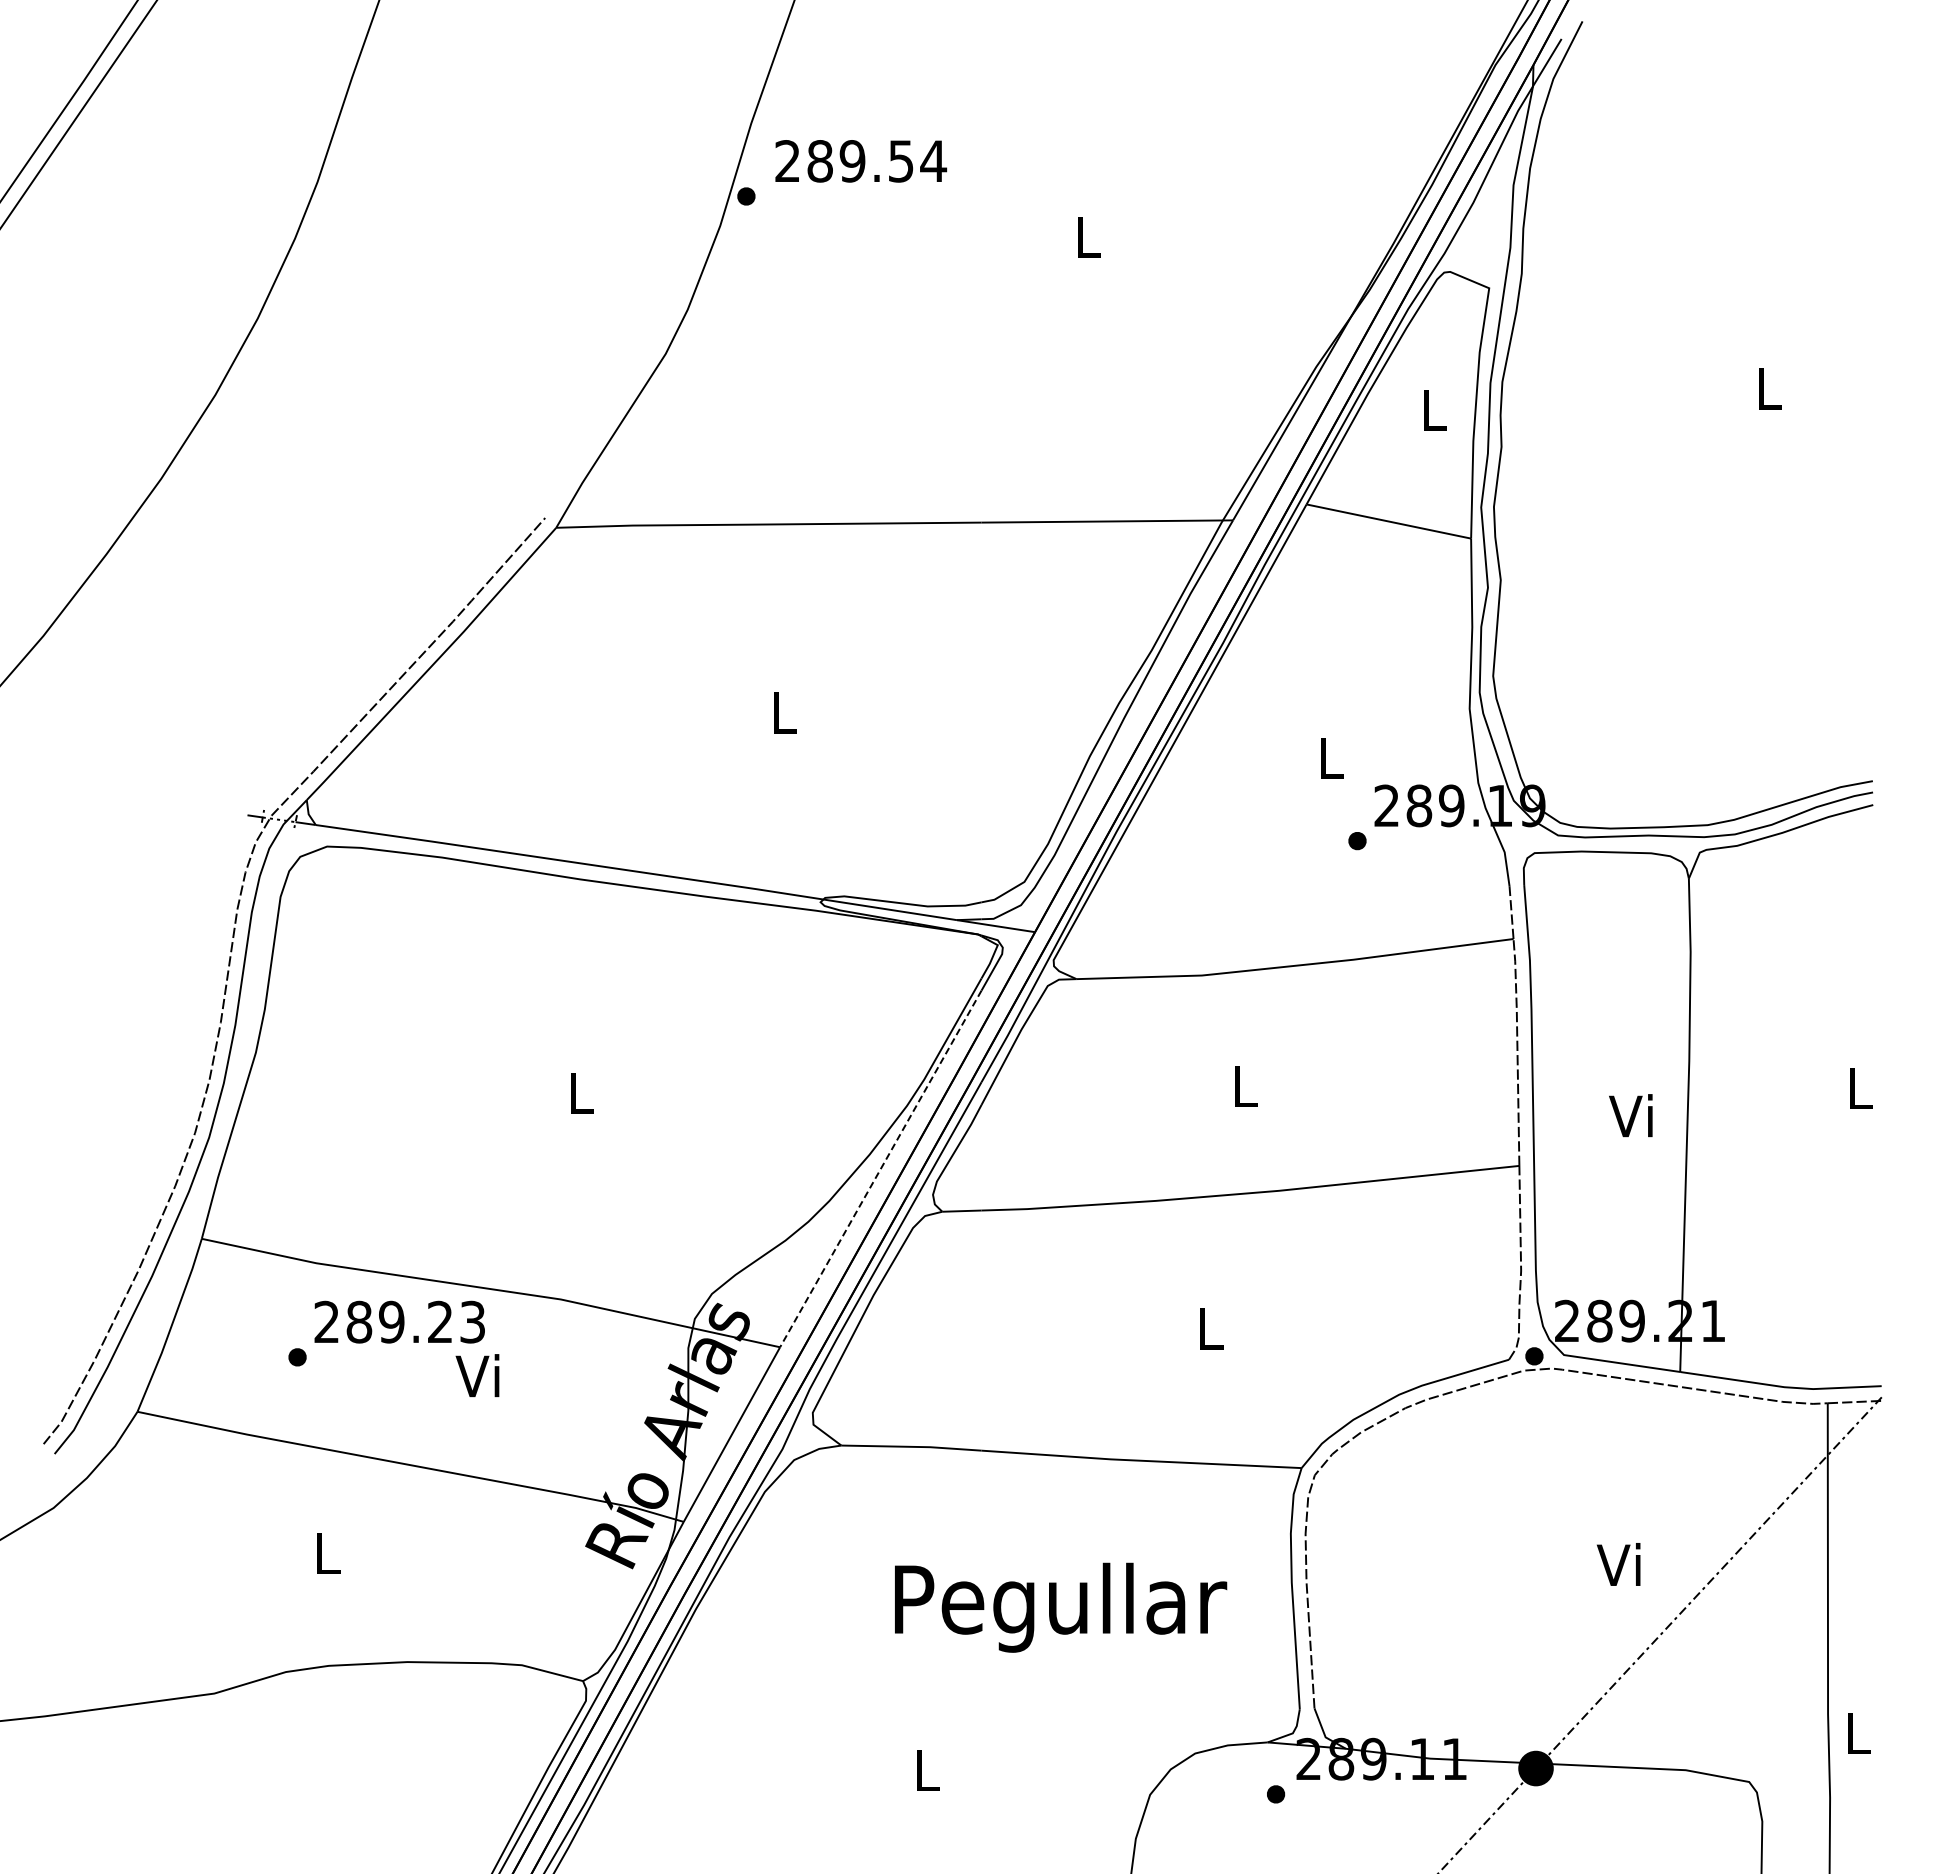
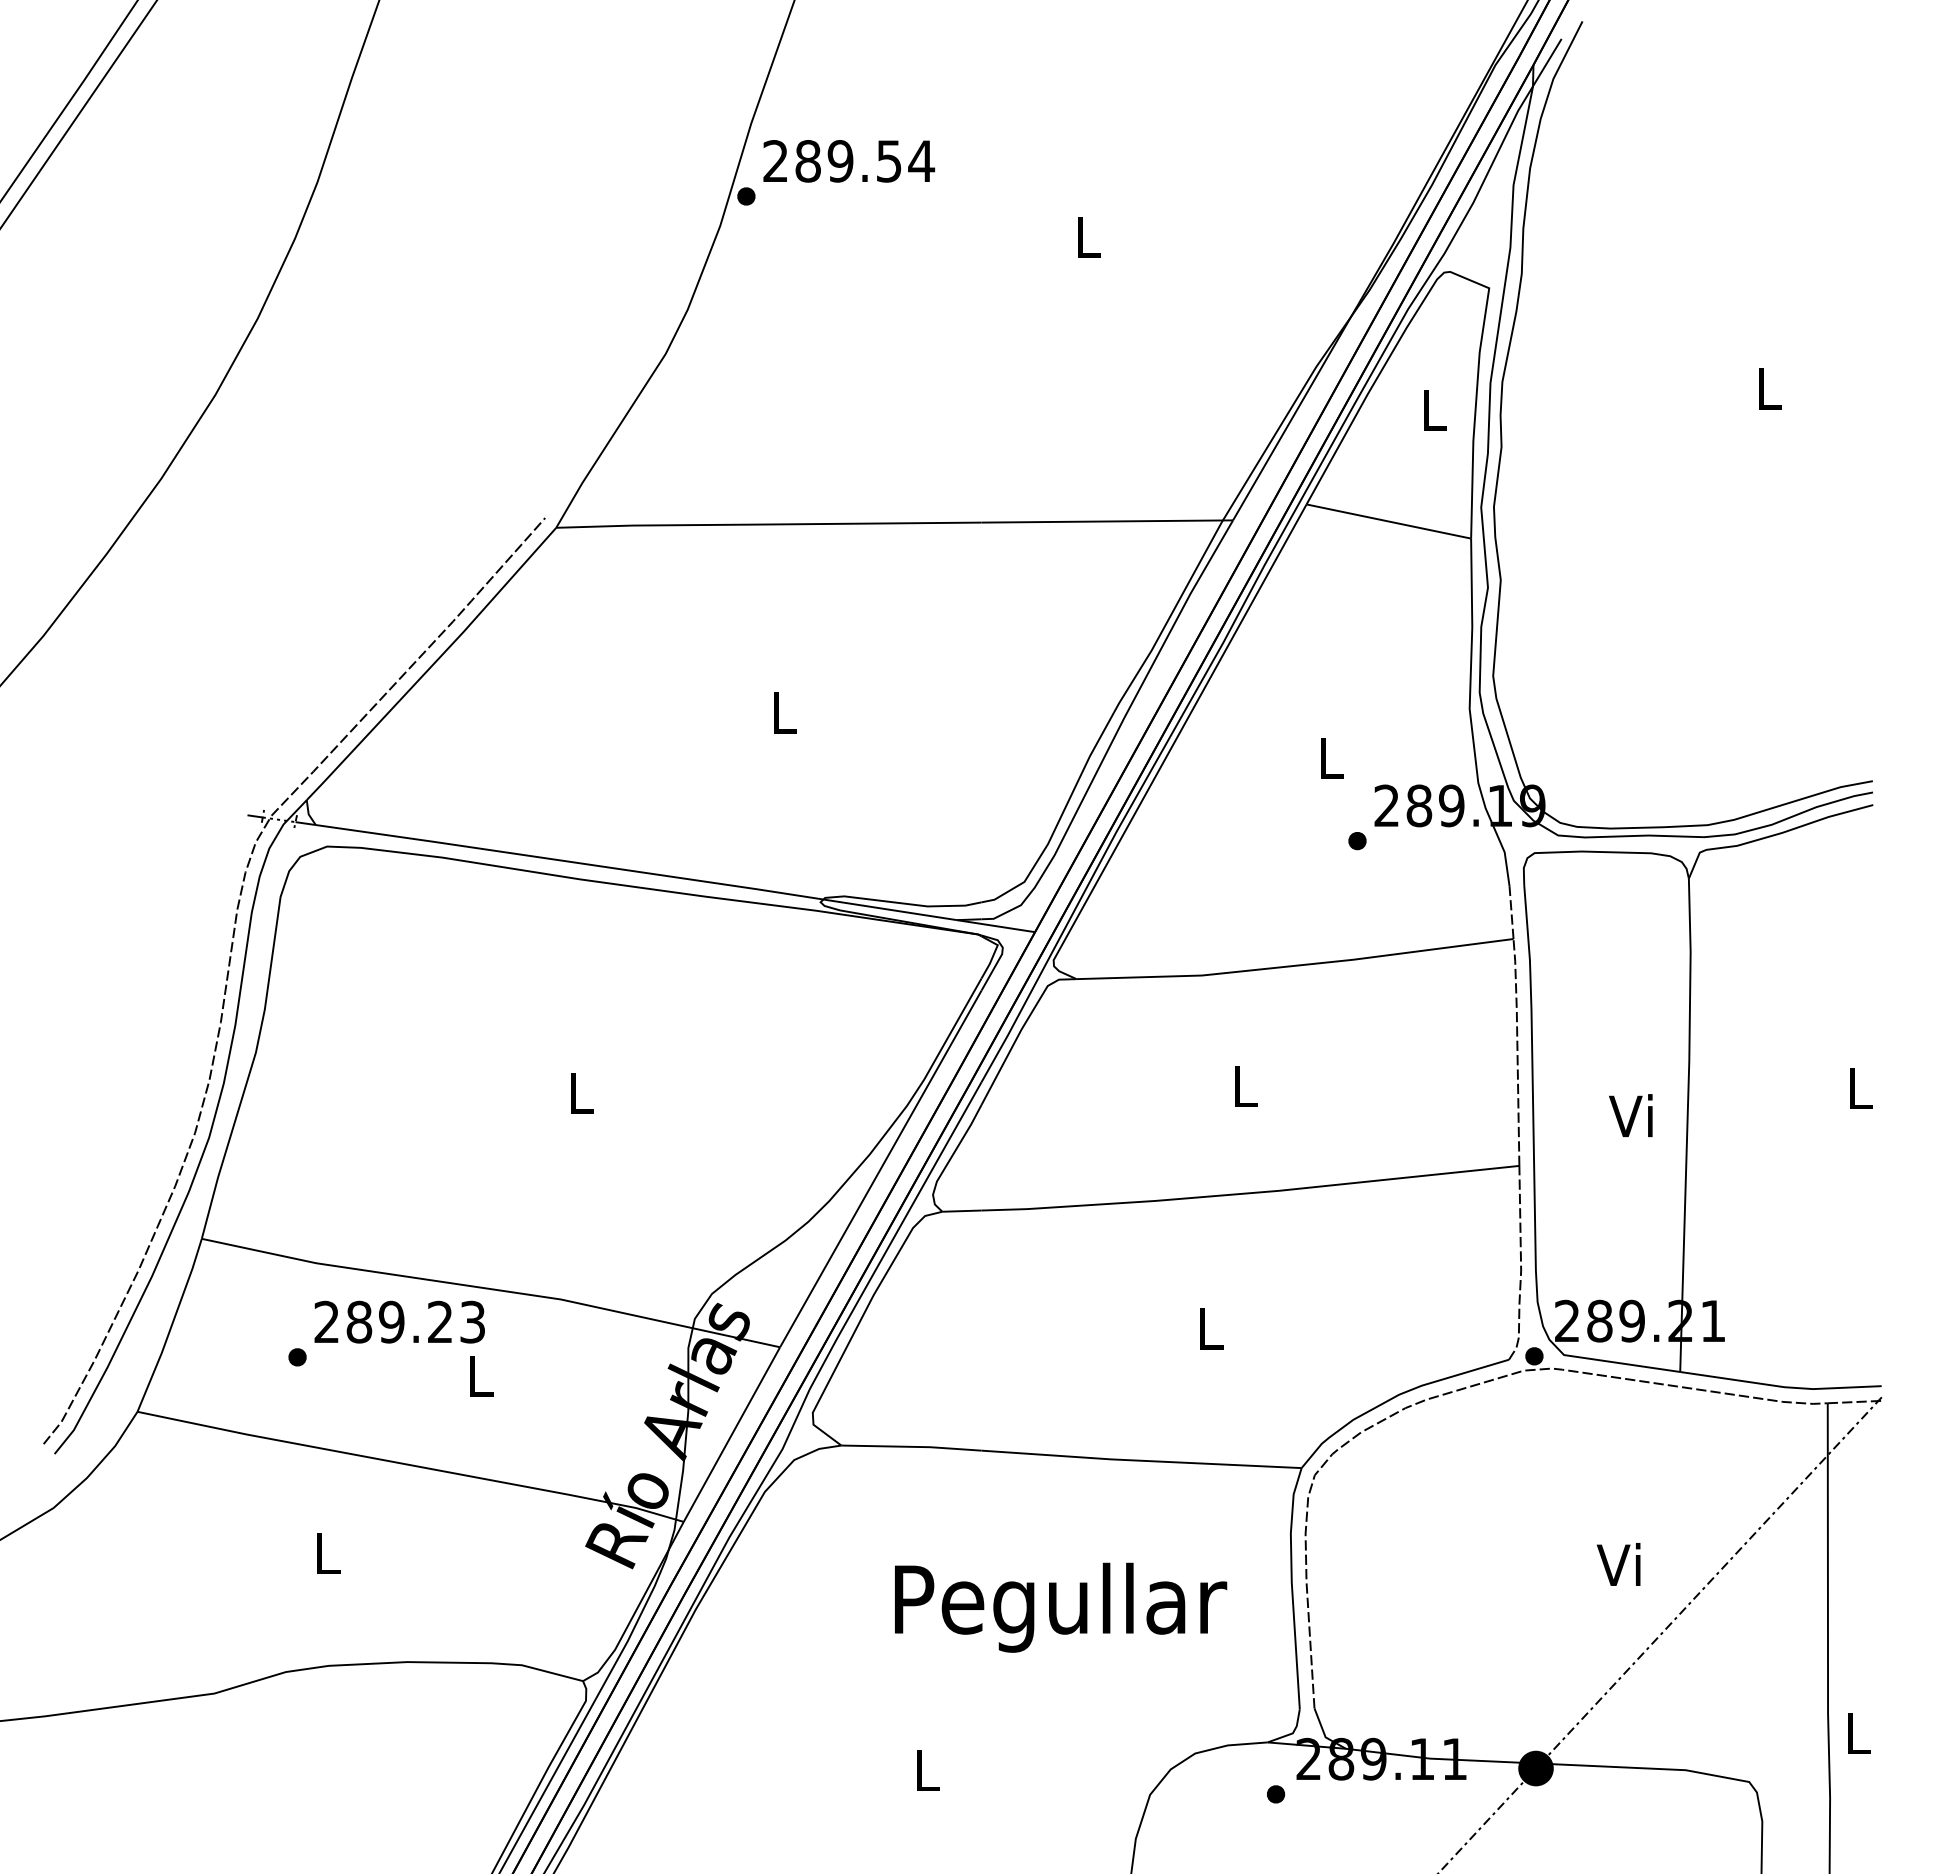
text position: (861, 161) -> (849, 161) (849, 161)
line: dashed -> solid (880, 1168)
text: Vi -> L (477, 1375)
